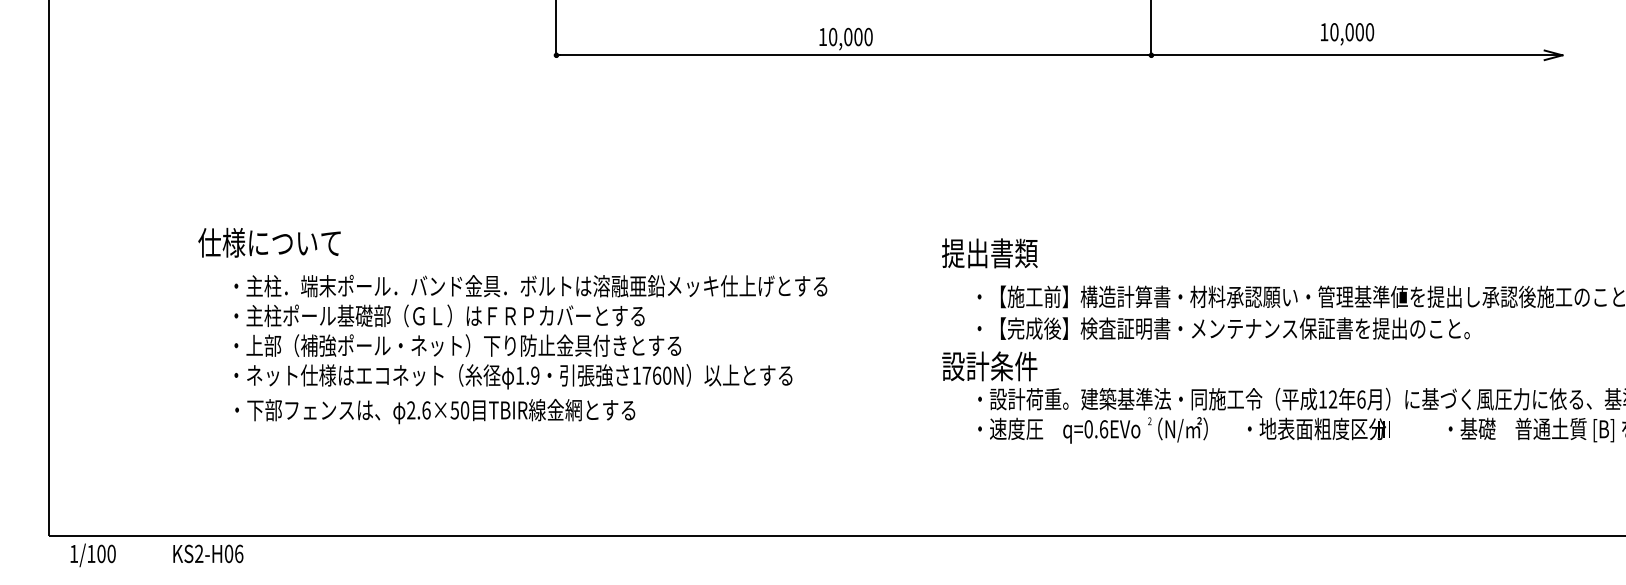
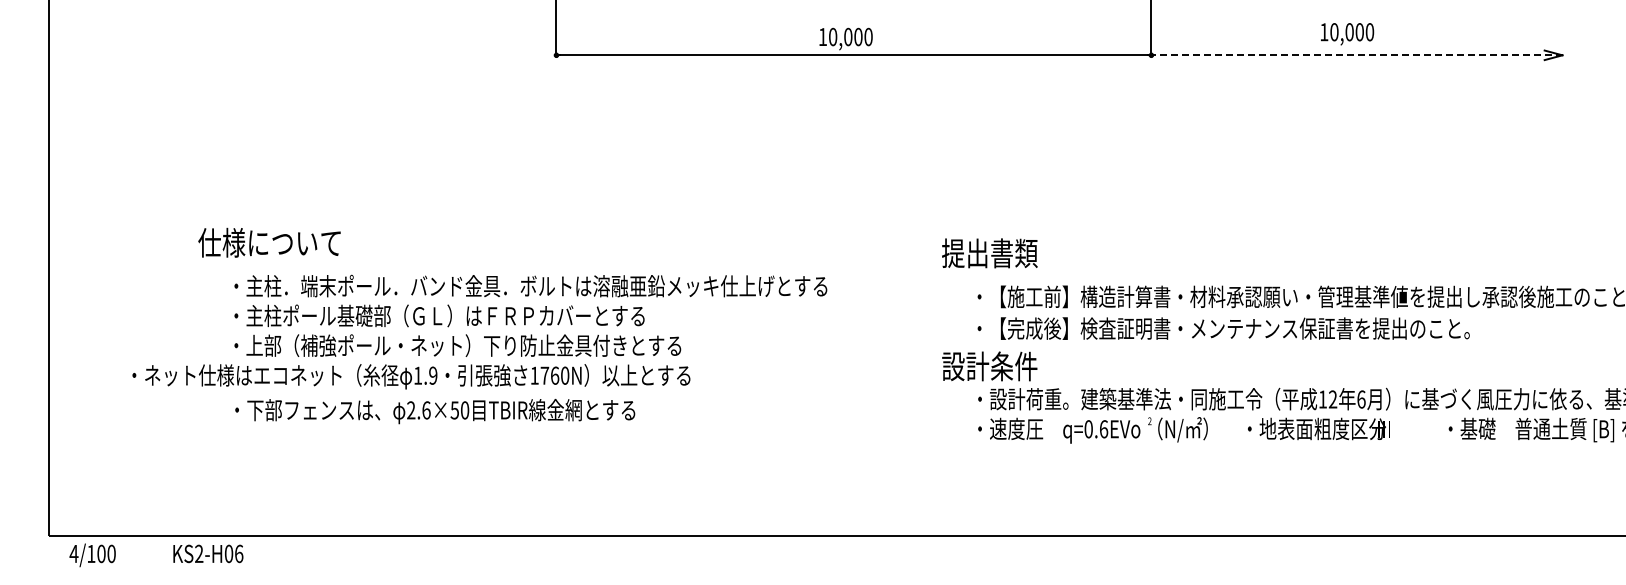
line: solid -> dashed (1356, 55)
text position: (513, 376) -> (411, 376) (411, 376)
text: 1/100 -> 4/100 (73, 553)
